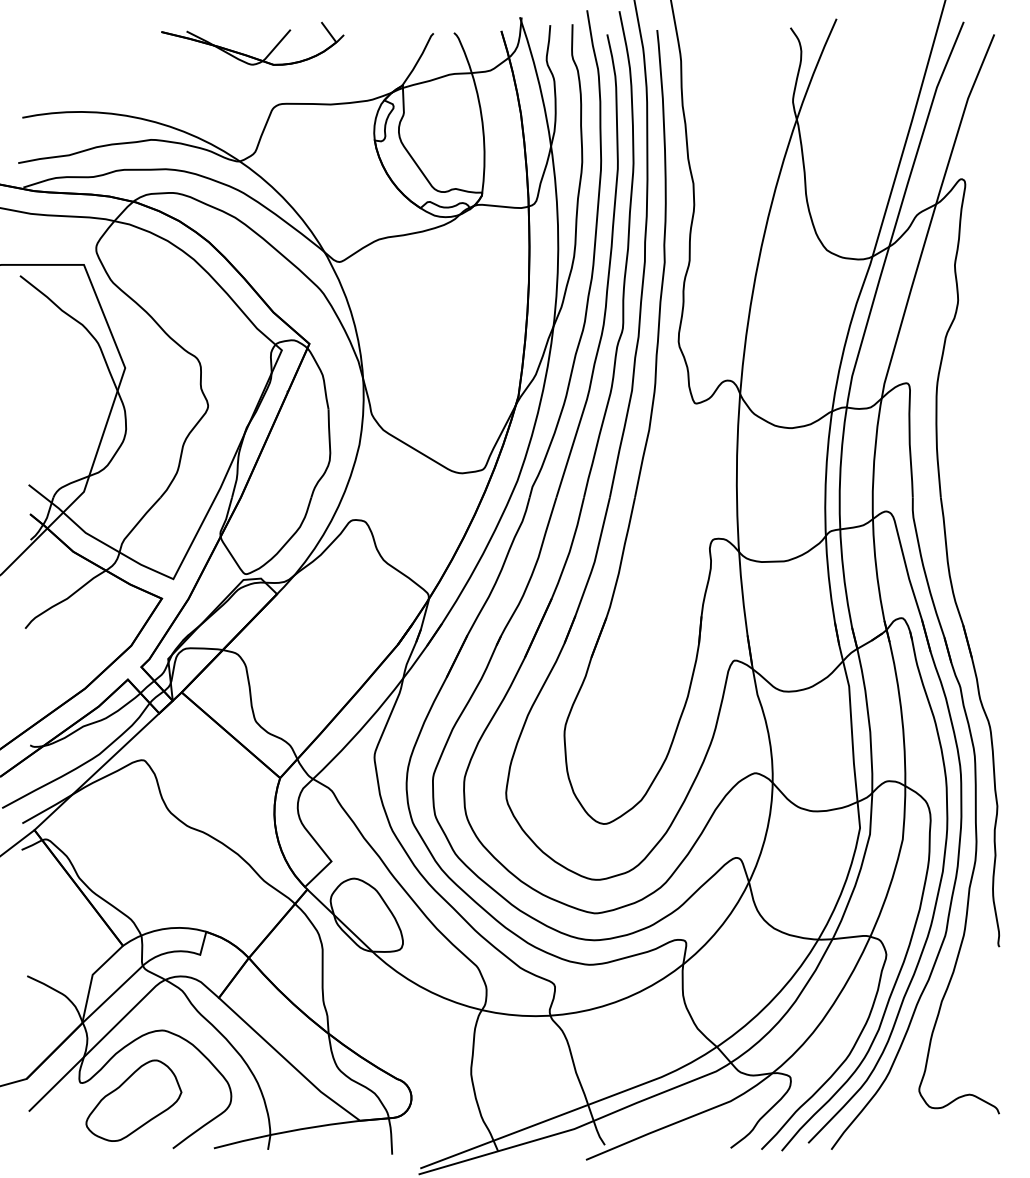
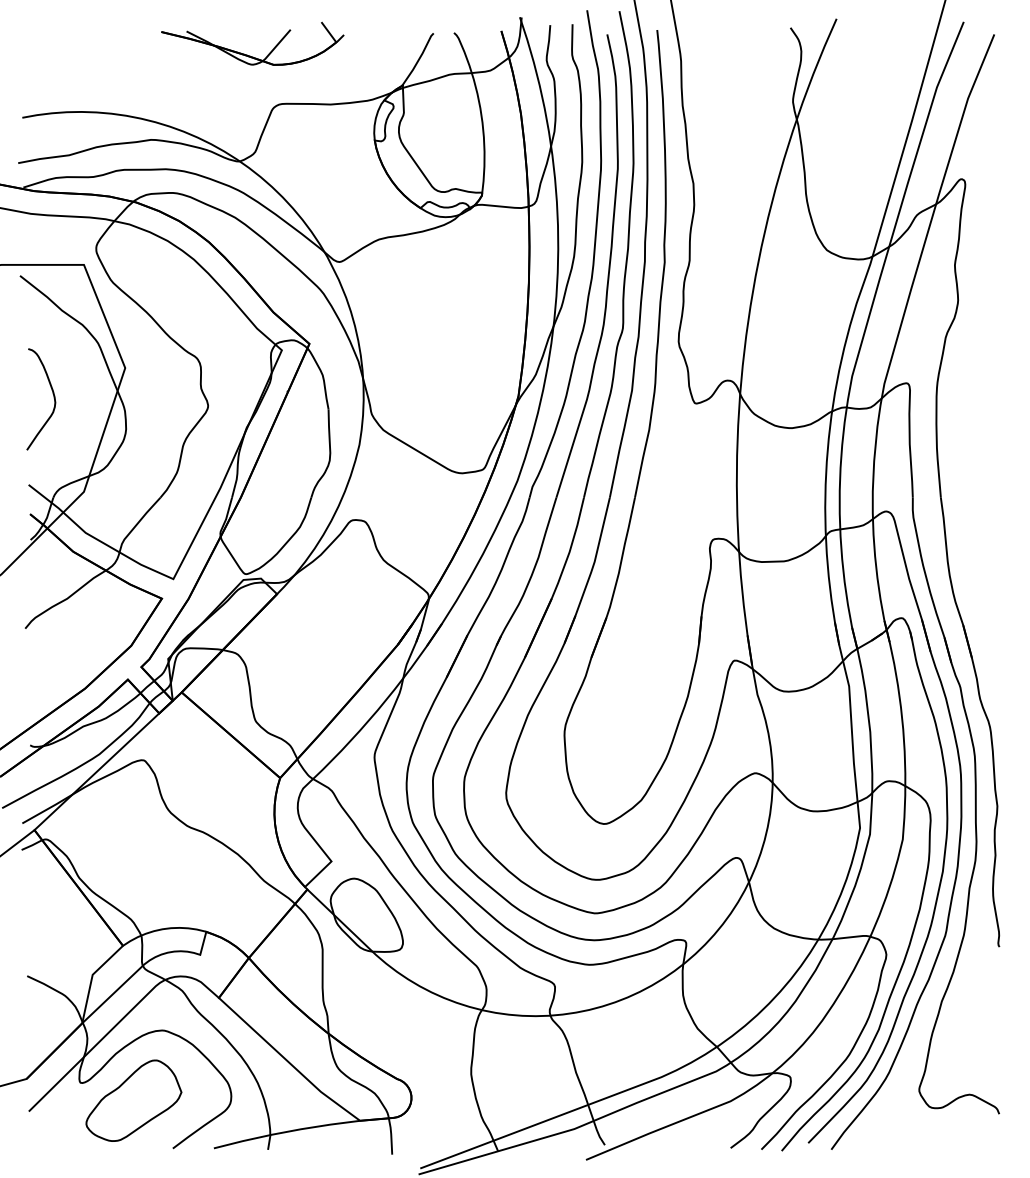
curve: none -> present (53, 398)
